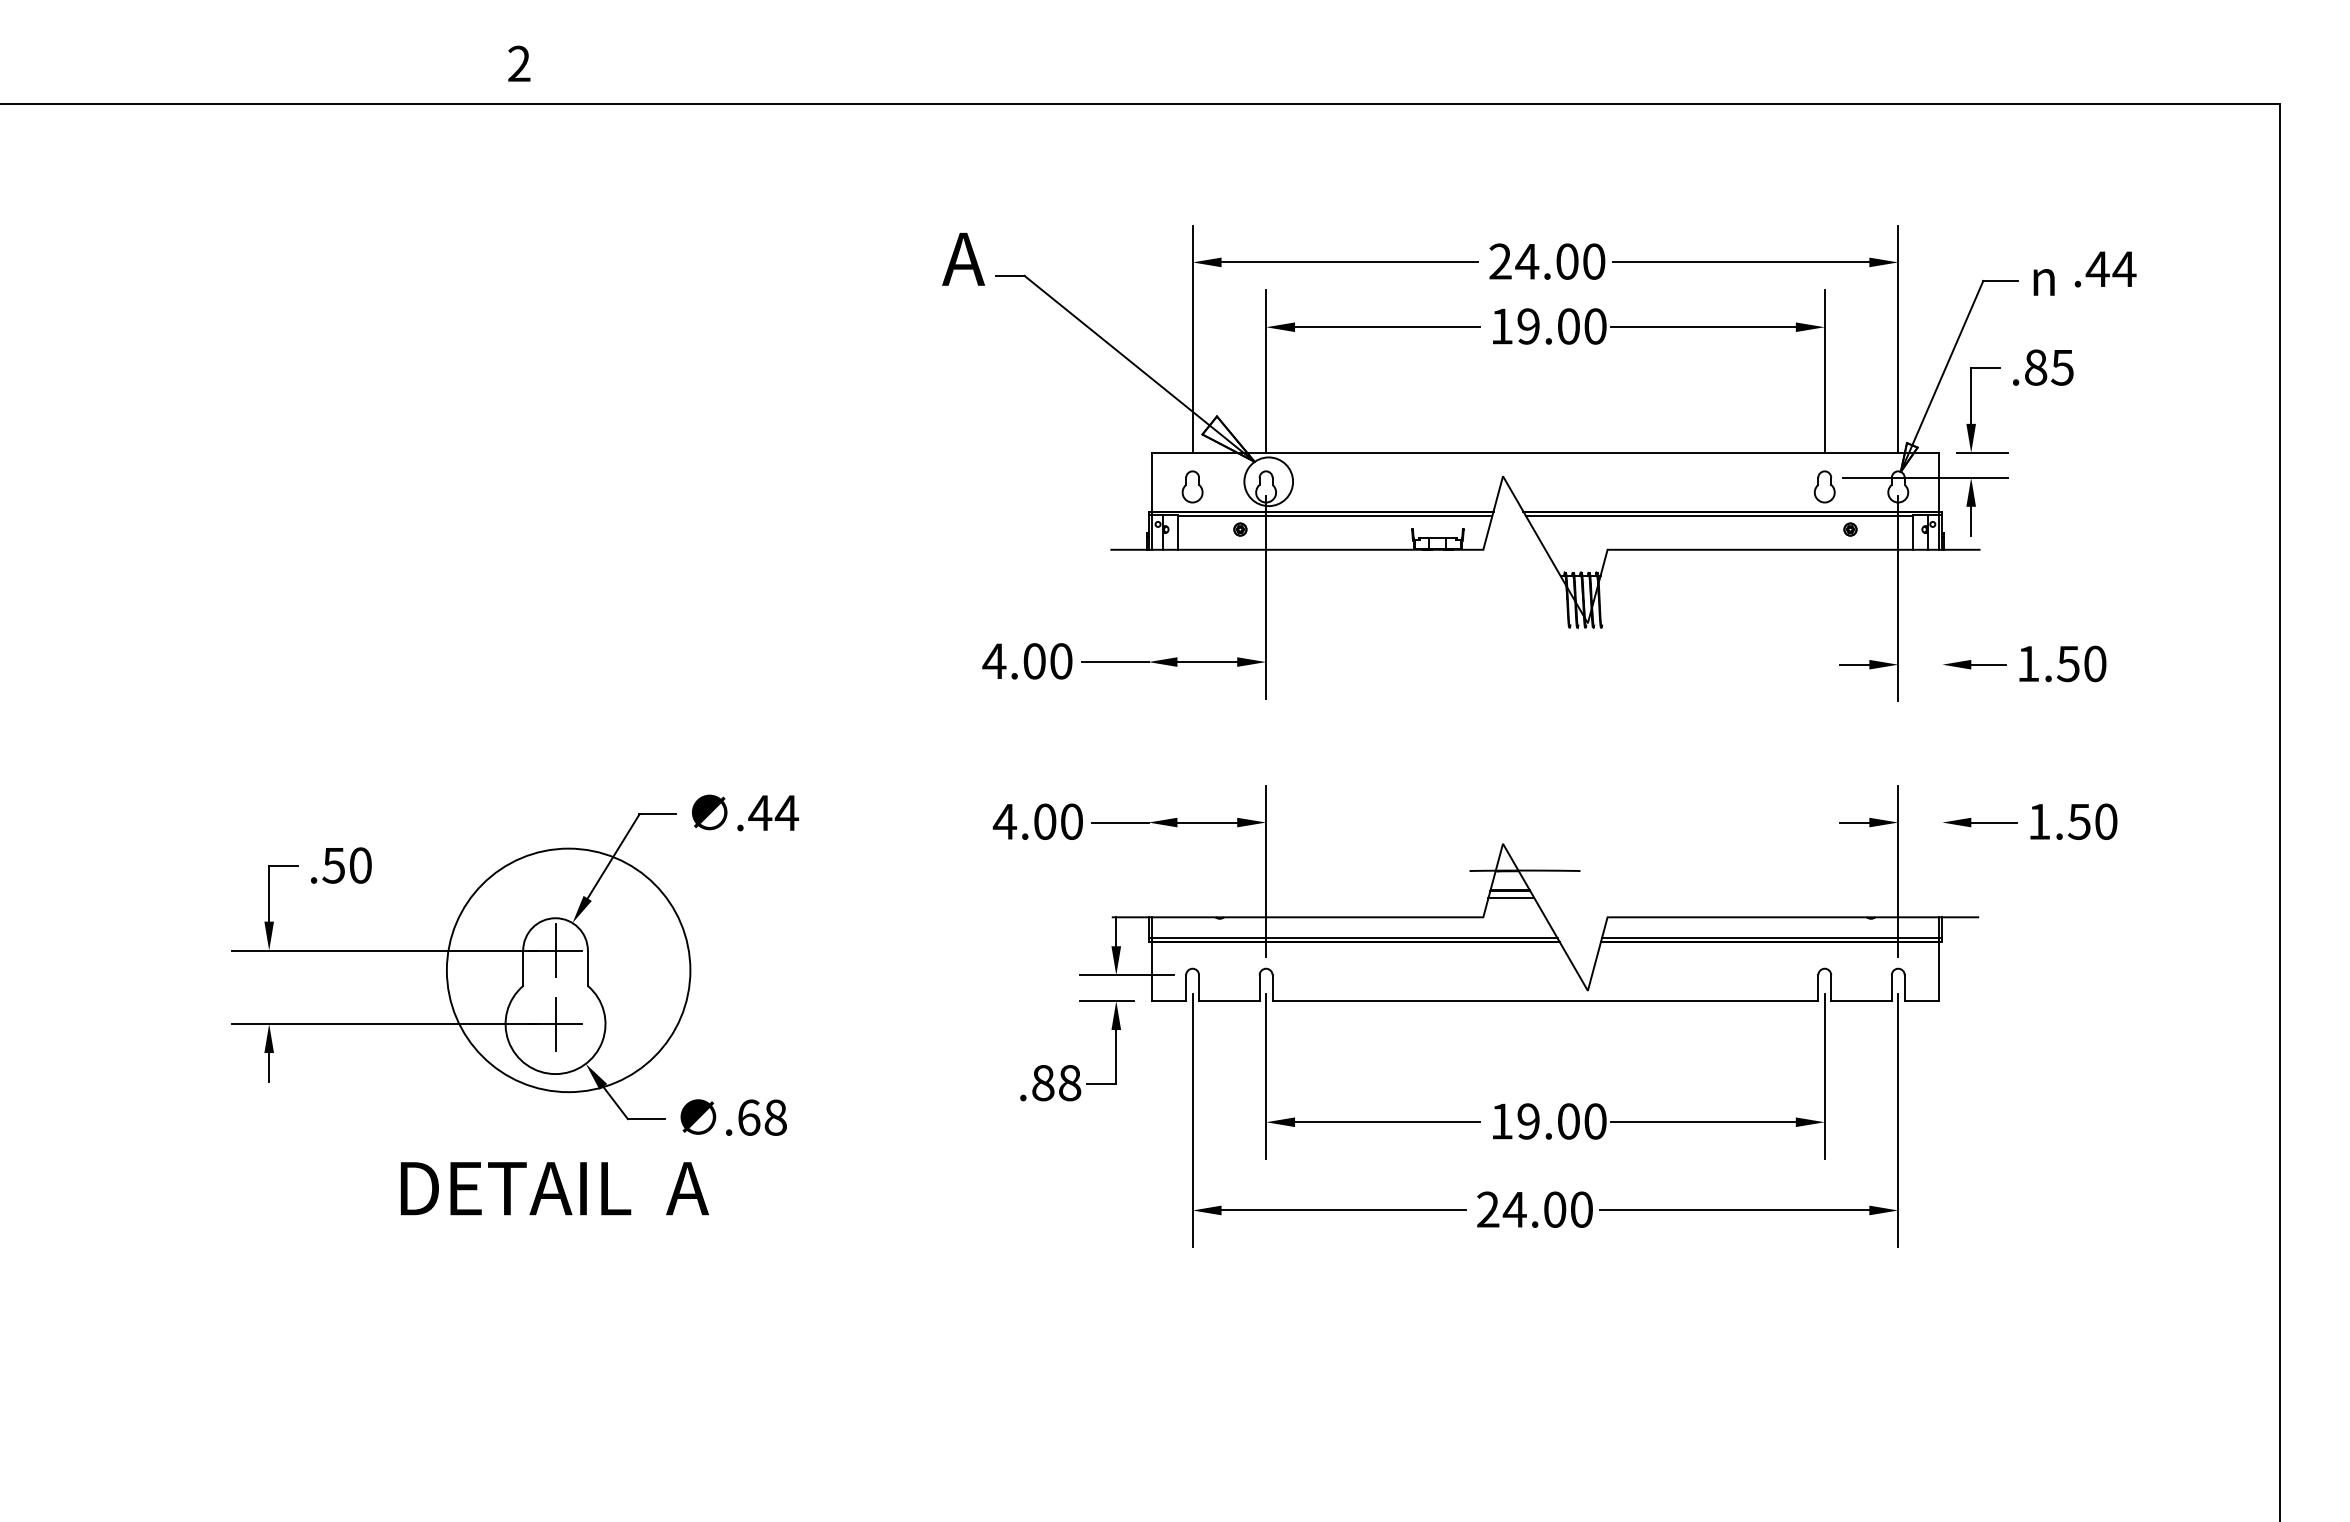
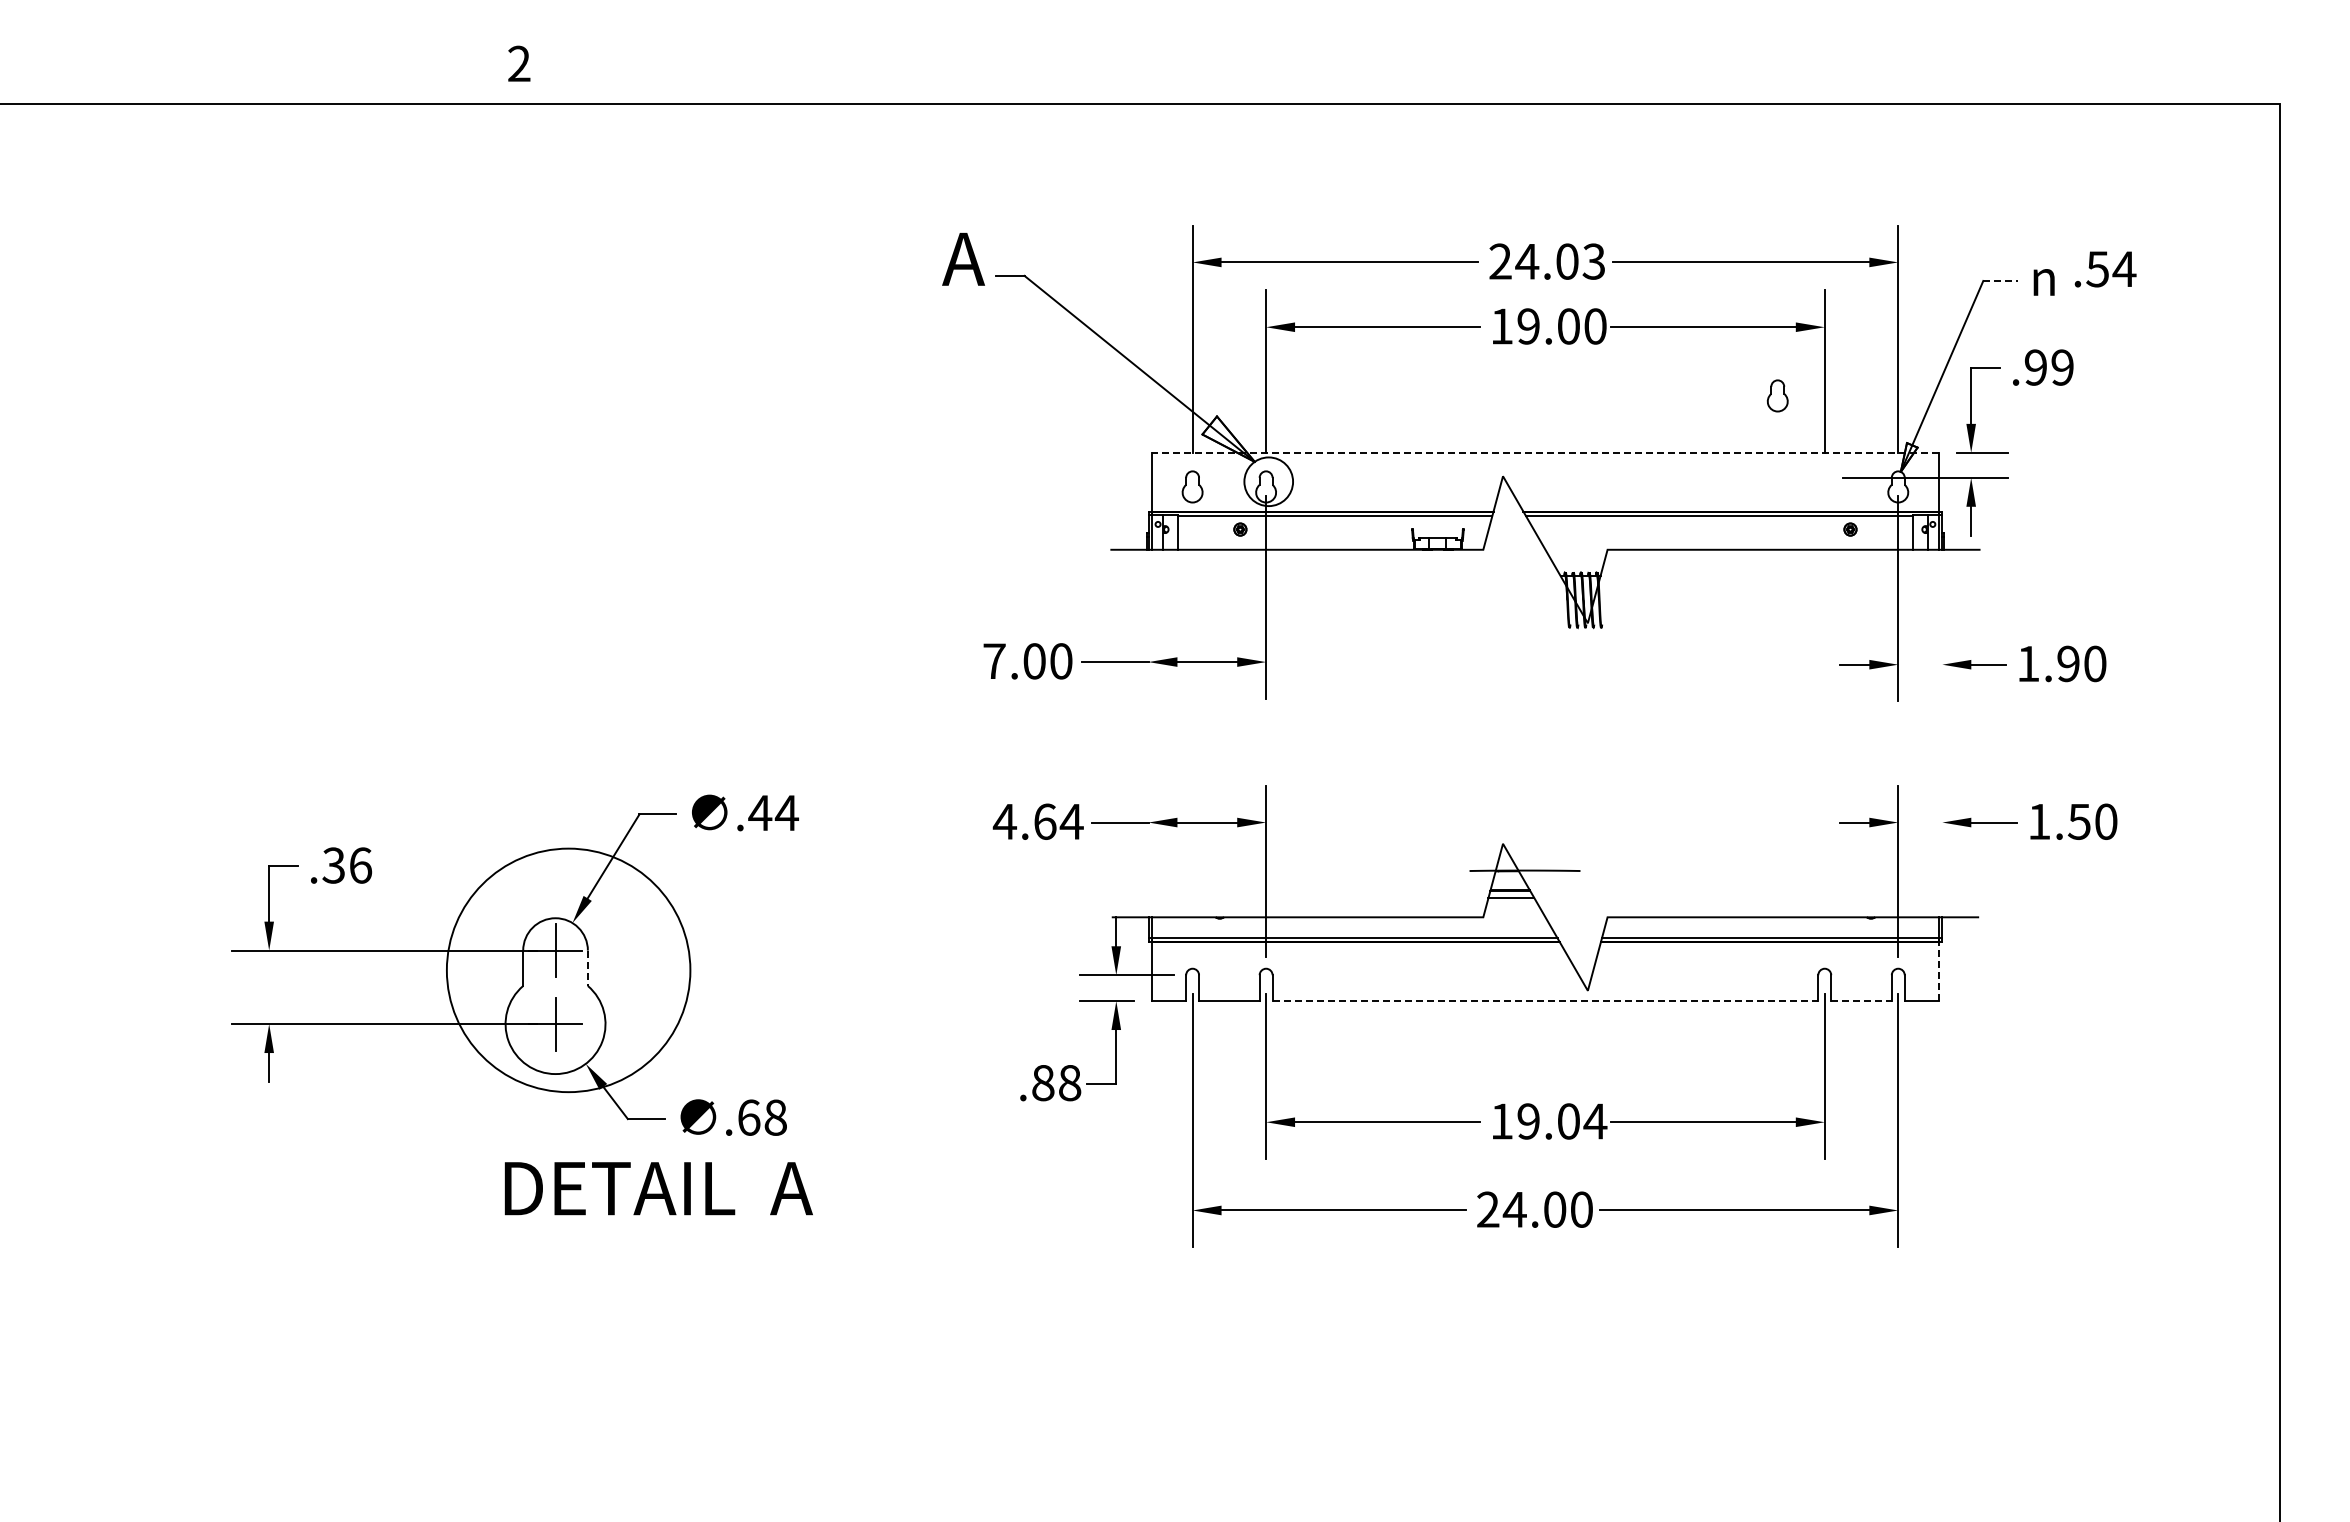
text: 24.00 -> 24.03 (1593, 261)
text: .44 -> .54 (2097, 269)
line: solid -> dashed (2001, 280)
text: .85 -> .99 (2048, 367)
line: solid -> dashed (1544, 452)
part position: (1824, 486) -> (1777, 395) (1777, 395)
text: 4.00 -> 7.00 (994, 660)
text: 1.50 -> 1.90 (2067, 663)
text: 4.00 -> 4.64 (1058, 821)
text: .50 -> .36 (347, 865)
line: solid -> dashed (587, 968)
line: solid -> dashed (1938, 971)
line: solid -> dashed (1545, 1001)
line: solid -> dashed (1862, 1001)
text: 19.00 -> 19.04 (1595, 1121)
text position: (554, 1188) -> (658, 1188) (658, 1188)
